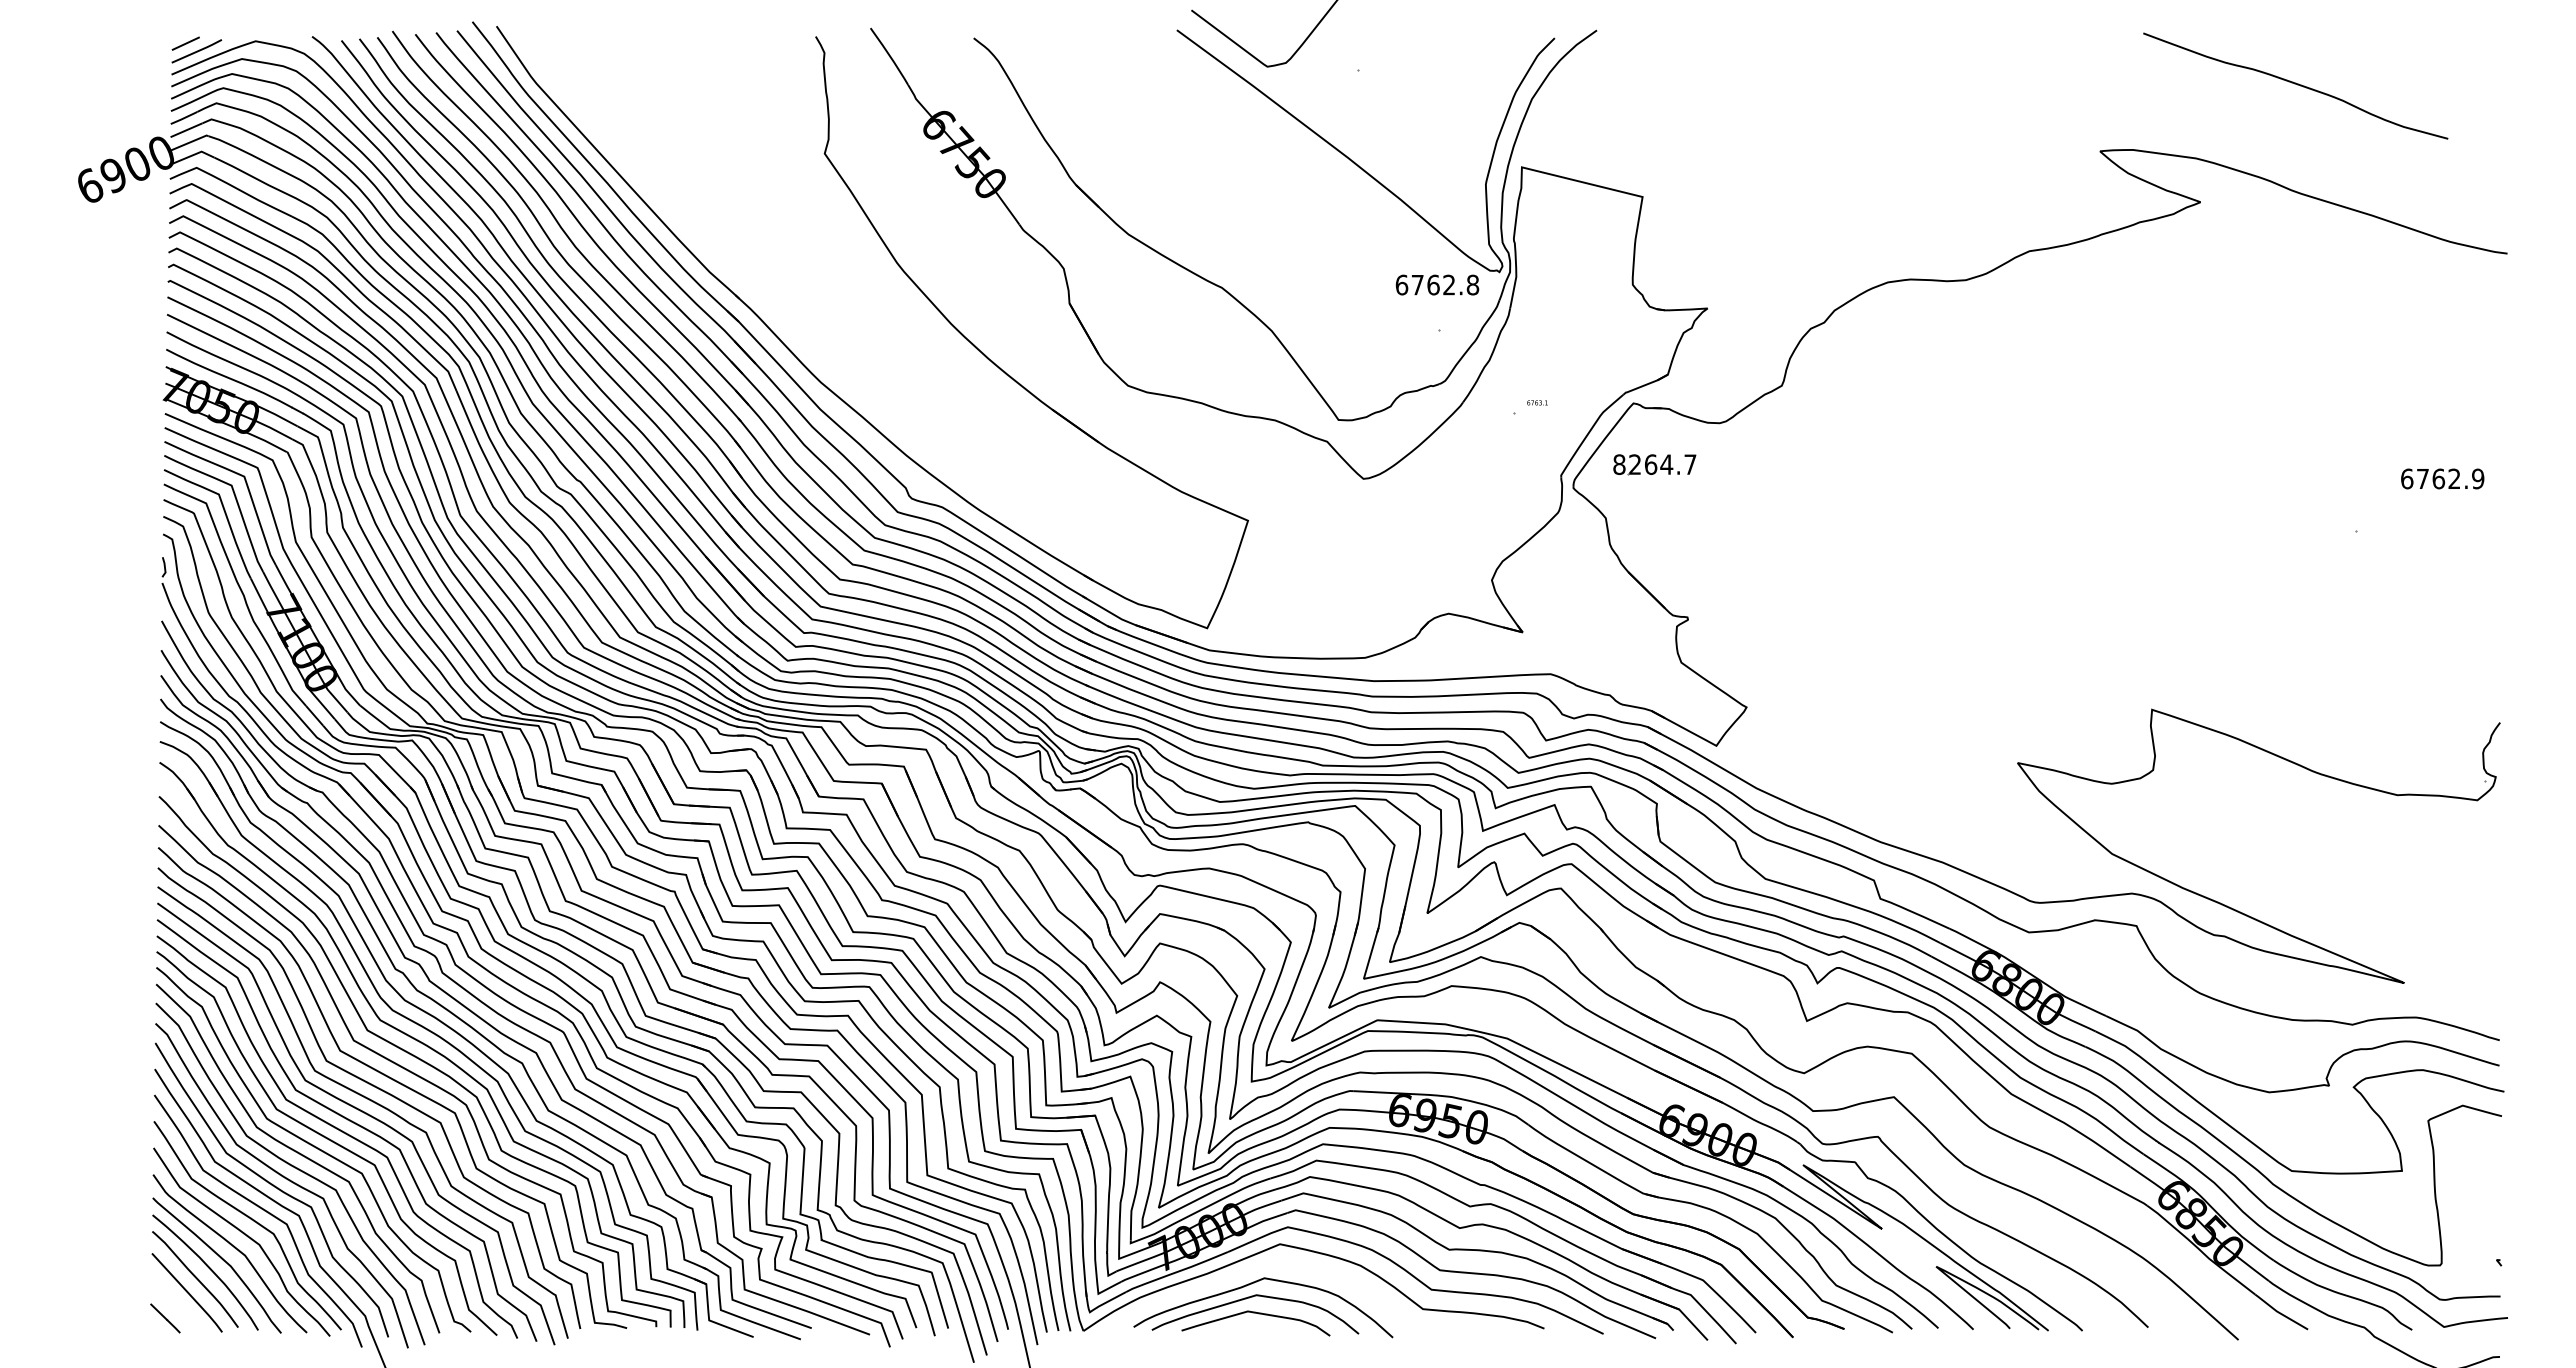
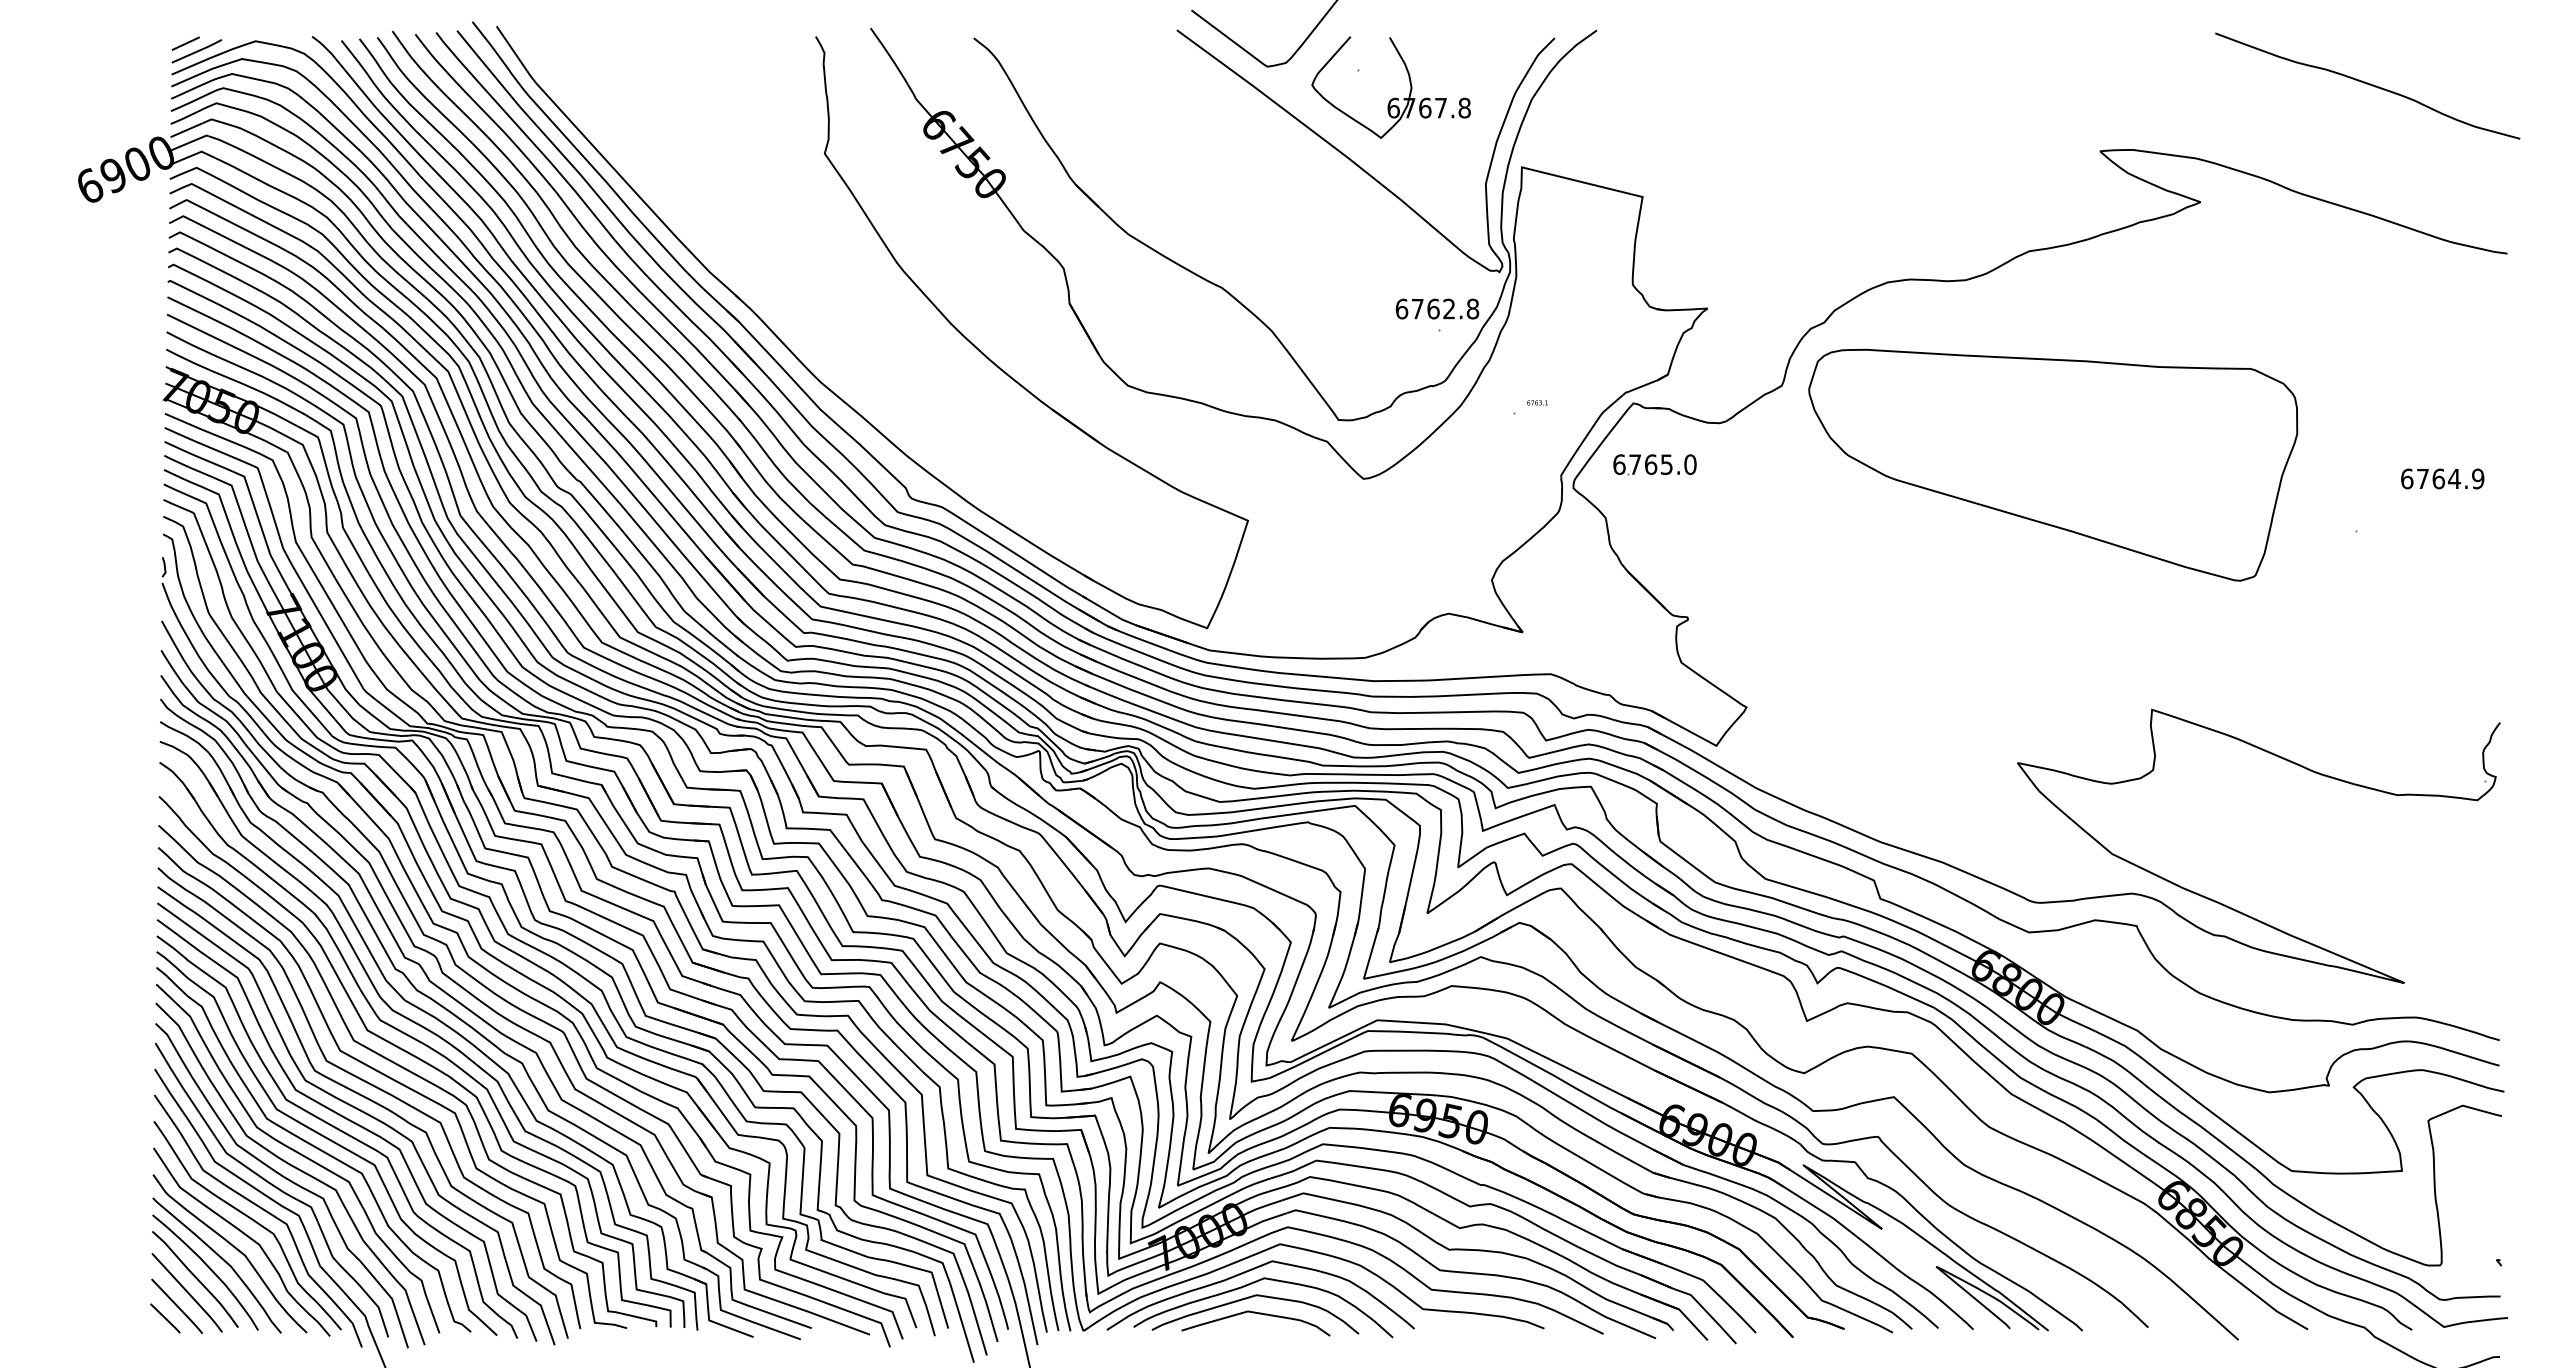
curve position: (2295, 84) -> (2367, 84) (2367, 84)
part: none -> present (1394, 97)
text position: (1437, 284) -> (1437, 308) (1437, 308)
text: 8264.7 -> 6765.0 (1654, 464)
part: none -> present (2053, 464)
text: 6762.9 -> 6764.9 (2454, 478)
curve: none -> present (1252, 1270)
line: none -> present (176, 1305)
